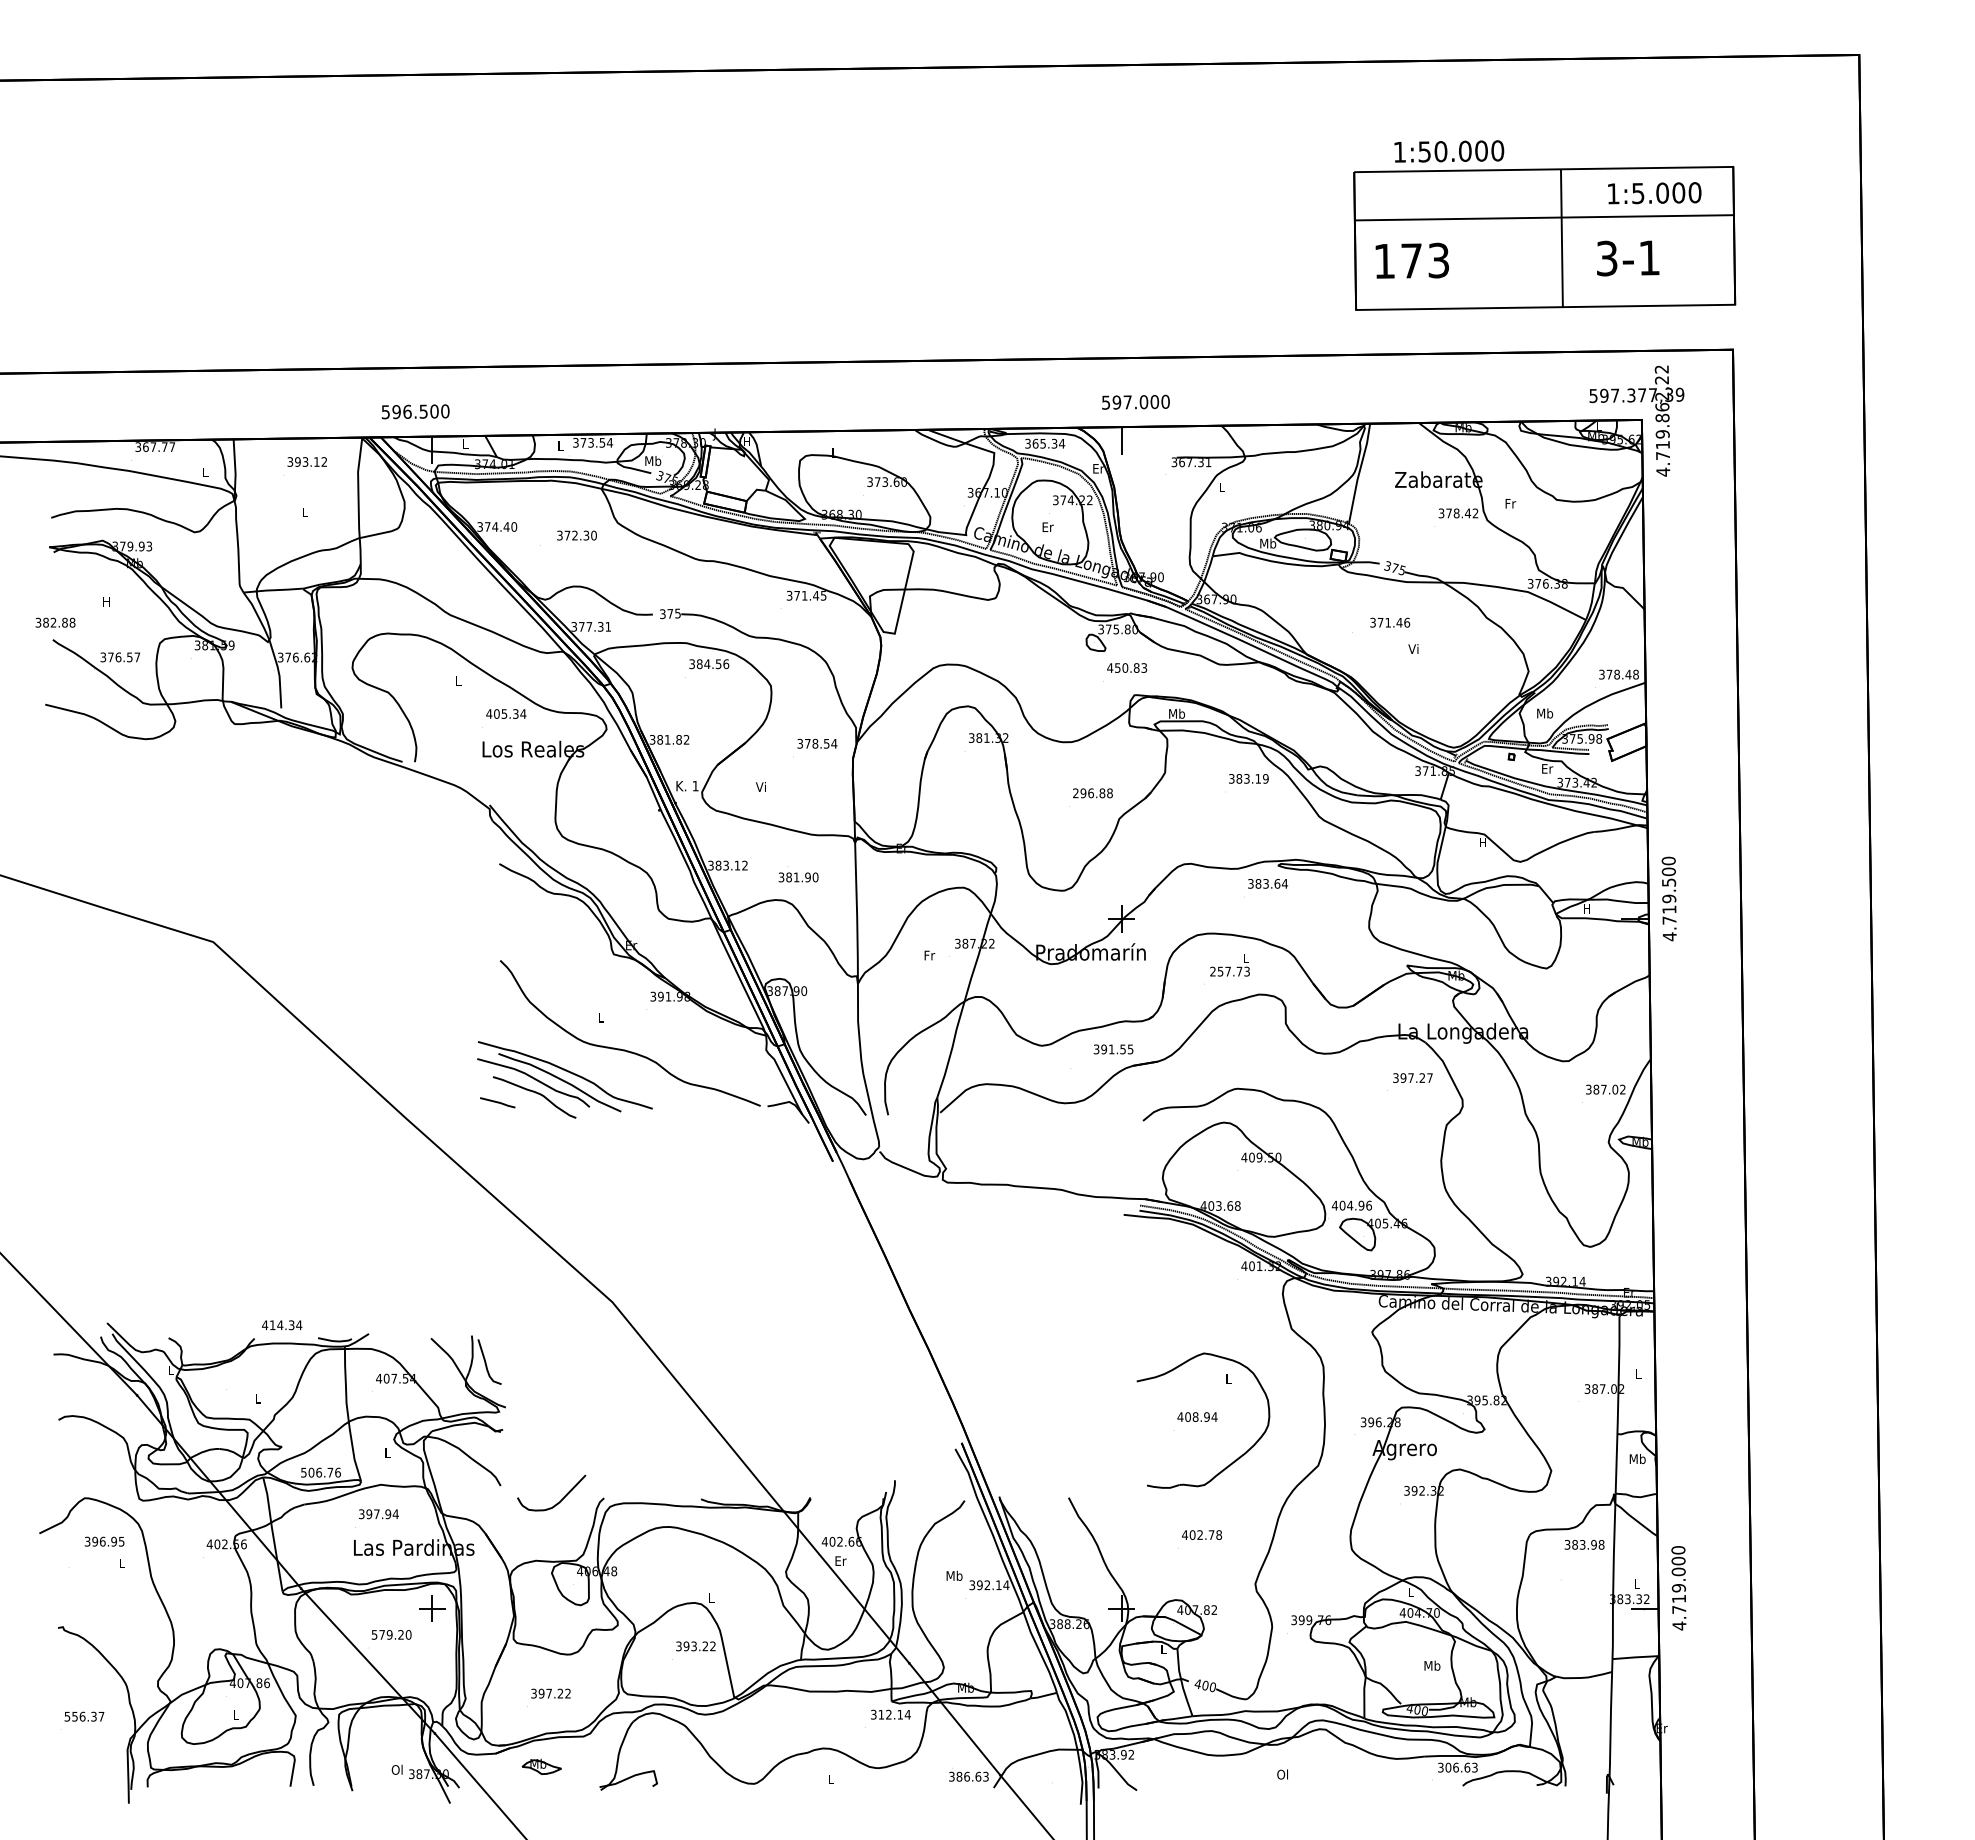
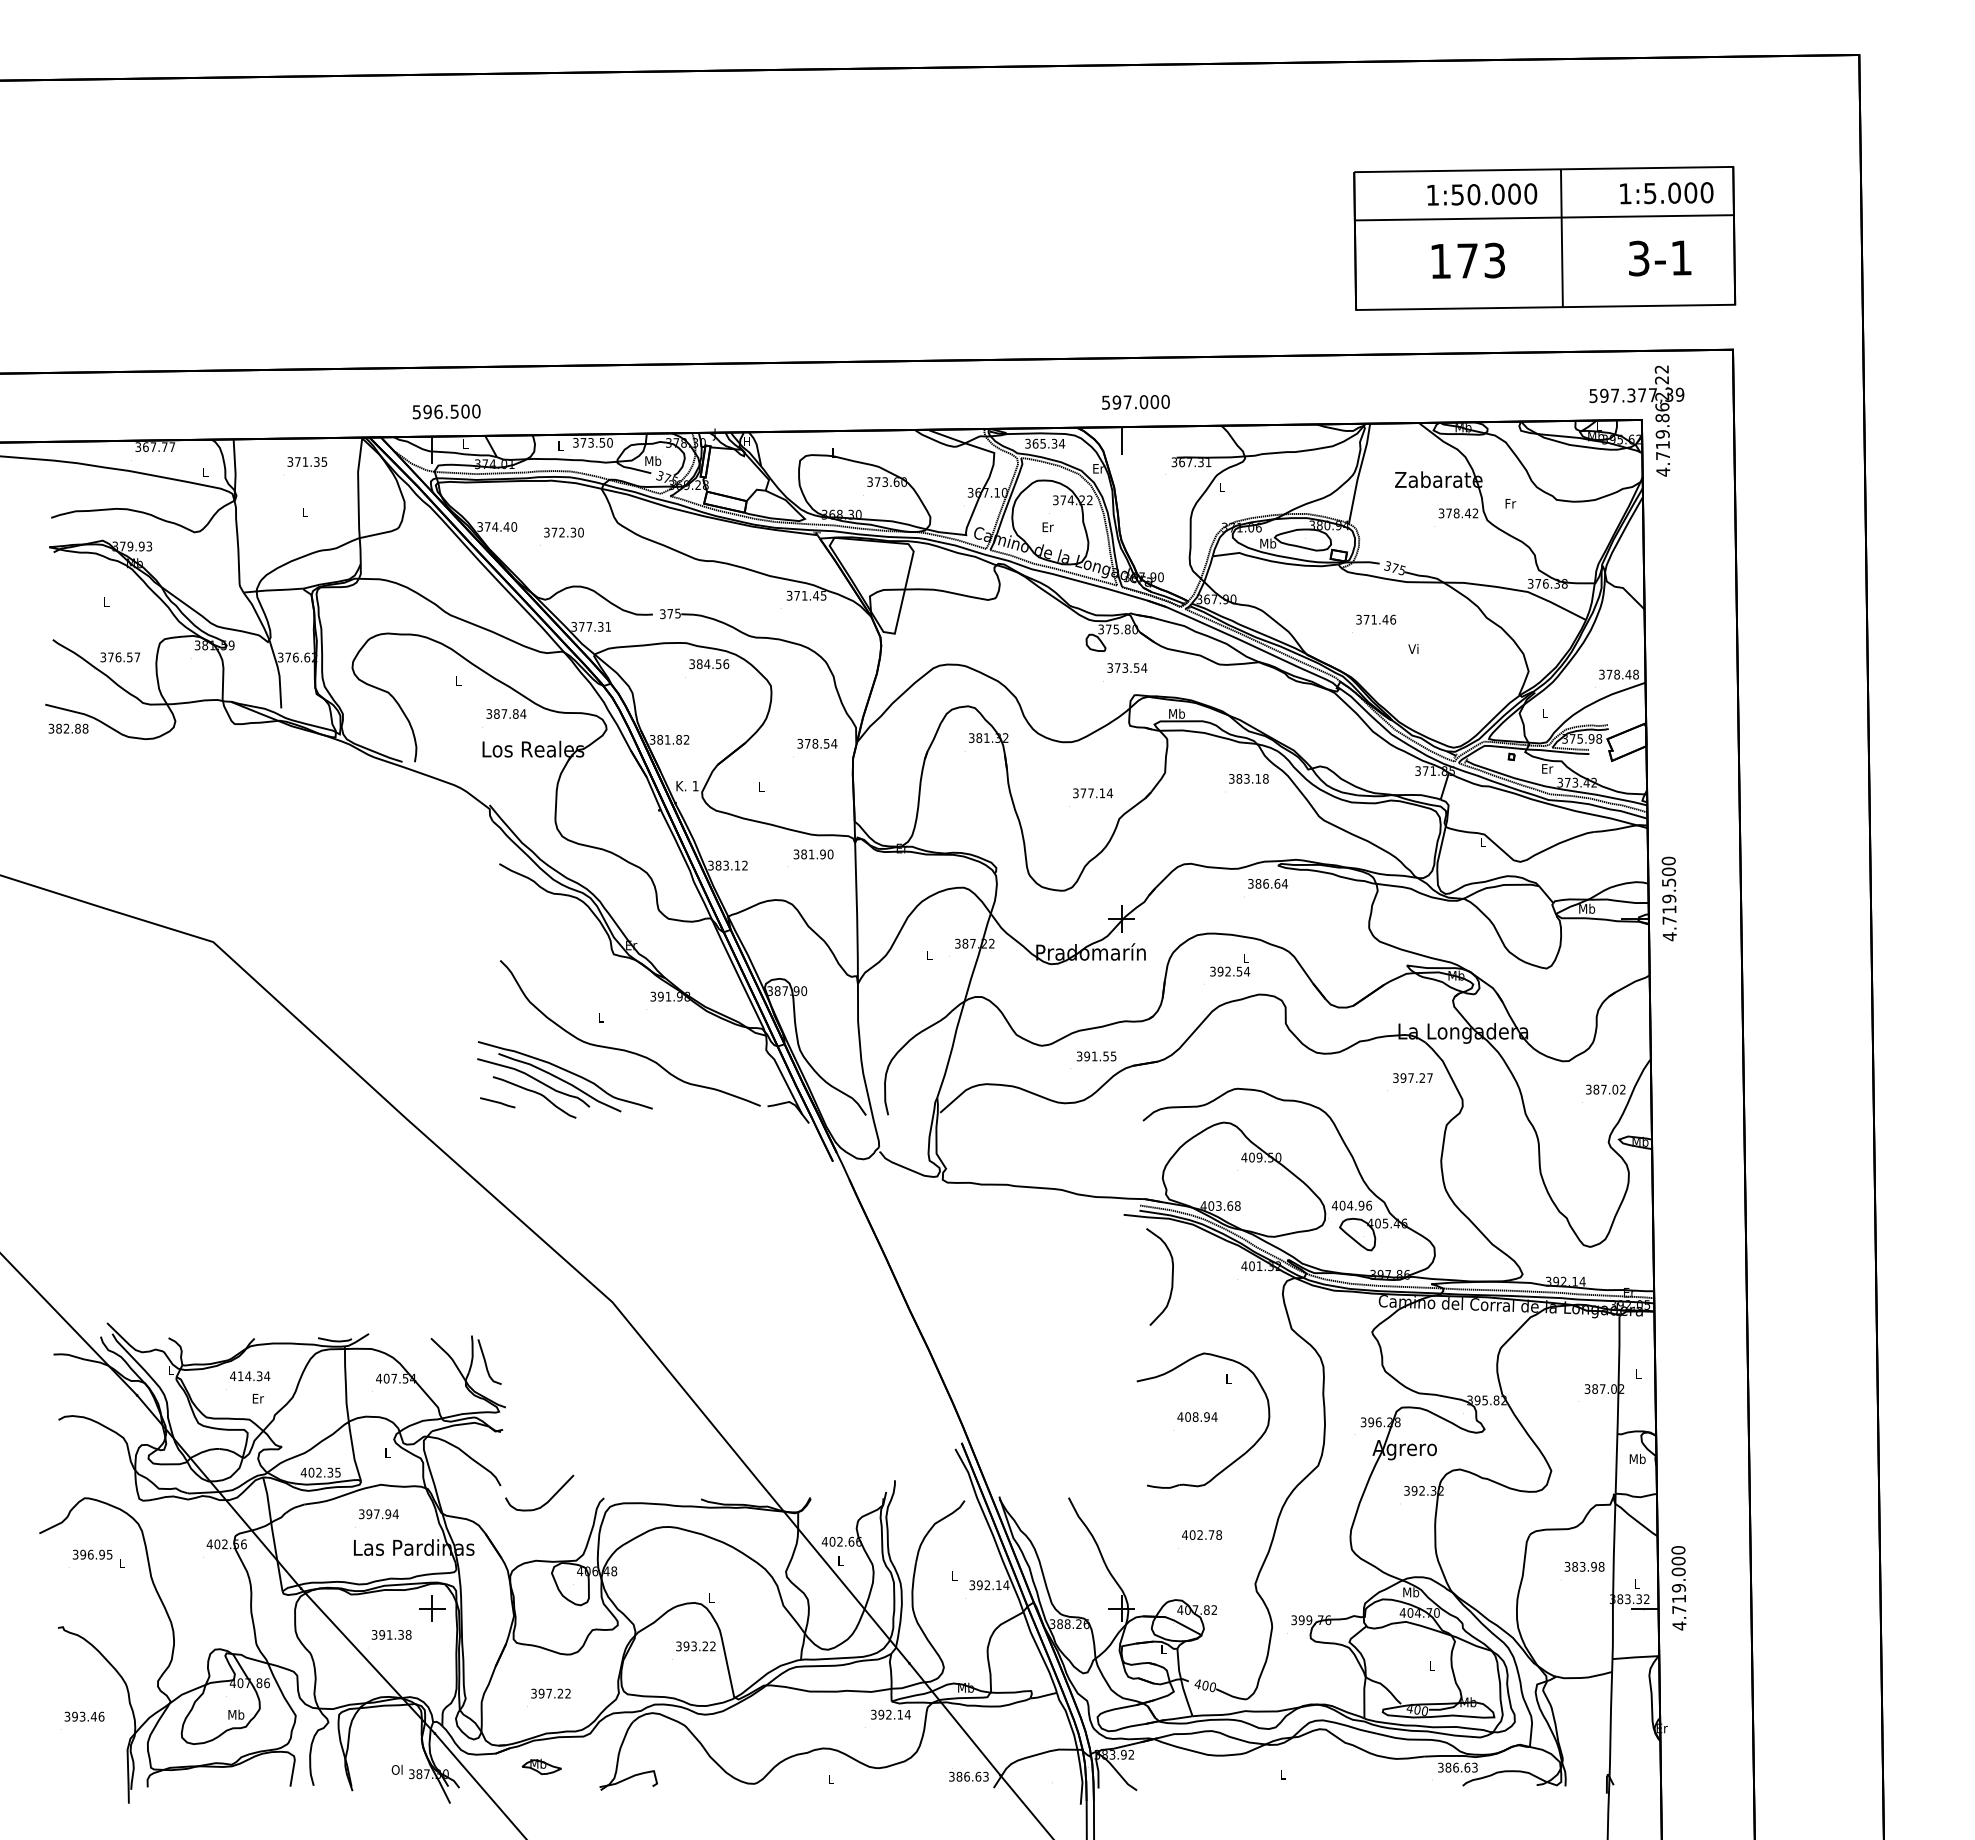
text position: (1449, 151) -> (1482, 194) (1482, 194)
text position: (1654, 193) -> (1666, 193) (1666, 193)
text position: (1628, 258) -> (1660, 258) (1660, 258)
text position: (1411, 260) -> (1467, 260) (1467, 260)
text position: (415, 411) -> (446, 411) (446, 411)
text: 373.54 -> 373.50 (609, 442)
text: 393.12 -> 371.35 (311, 461)
text position: (576, 535) -> (563, 532) (563, 532)
text: H -> L (106, 601)
text position: (55, 622) -> (68, 728) (68, 728)
text position: (1390, 622) -> (1376, 619) (1376, 619)
text: 450.83 -> 373.54 (1127, 667)
text: 405.34 -> 387.84 (502, 713)
text: Mb -> L (1545, 713)
text: 383.19 -> 383.18 (1265, 778)
text: Vi -> L (760, 786)
text: 296.88 -> 377.14 (1093, 793)
text: H -> L (1482, 842)
text position: (798, 877) -> (813, 854) (813, 854)
text: 383.64 -> 386.64 (1266, 883)
text: H -> Mb (1587, 908)
text: Fr -> L (929, 955)
text: 257.73 -> 392.54 (1230, 971)
text position: (1113, 1049) -> (1096, 1056) (1096, 1056)
curve: none -> present (1171, 1276)
text position: (282, 1325) -> (250, 1376) (250, 1376)
text: L -> Er (257, 1398)
text: 506.76 -> 402.35 (320, 1472)
curve position: (557, 1502) -> (545, 1502) (545, 1502)
text position: (104, 1541) -> (92, 1554) (92, 1554)
text position: (1584, 1544) -> (1584, 1566) (1584, 1566)
text: Er -> L (840, 1560)
text: Mb -> L (954, 1575)
text: L -> Mb (1411, 1592)
text: 579.20 -> 391.38 (391, 1634)
text: Mb -> L (1432, 1665)
text: L -> Mb (236, 1714)
text: 312.14 -> 392.14 (881, 1714)
text: 556.37 -> 393.46 (84, 1716)
text: 306.63 -> 386.63 (1448, 1767)
text: Ol -> L (1282, 1774)
